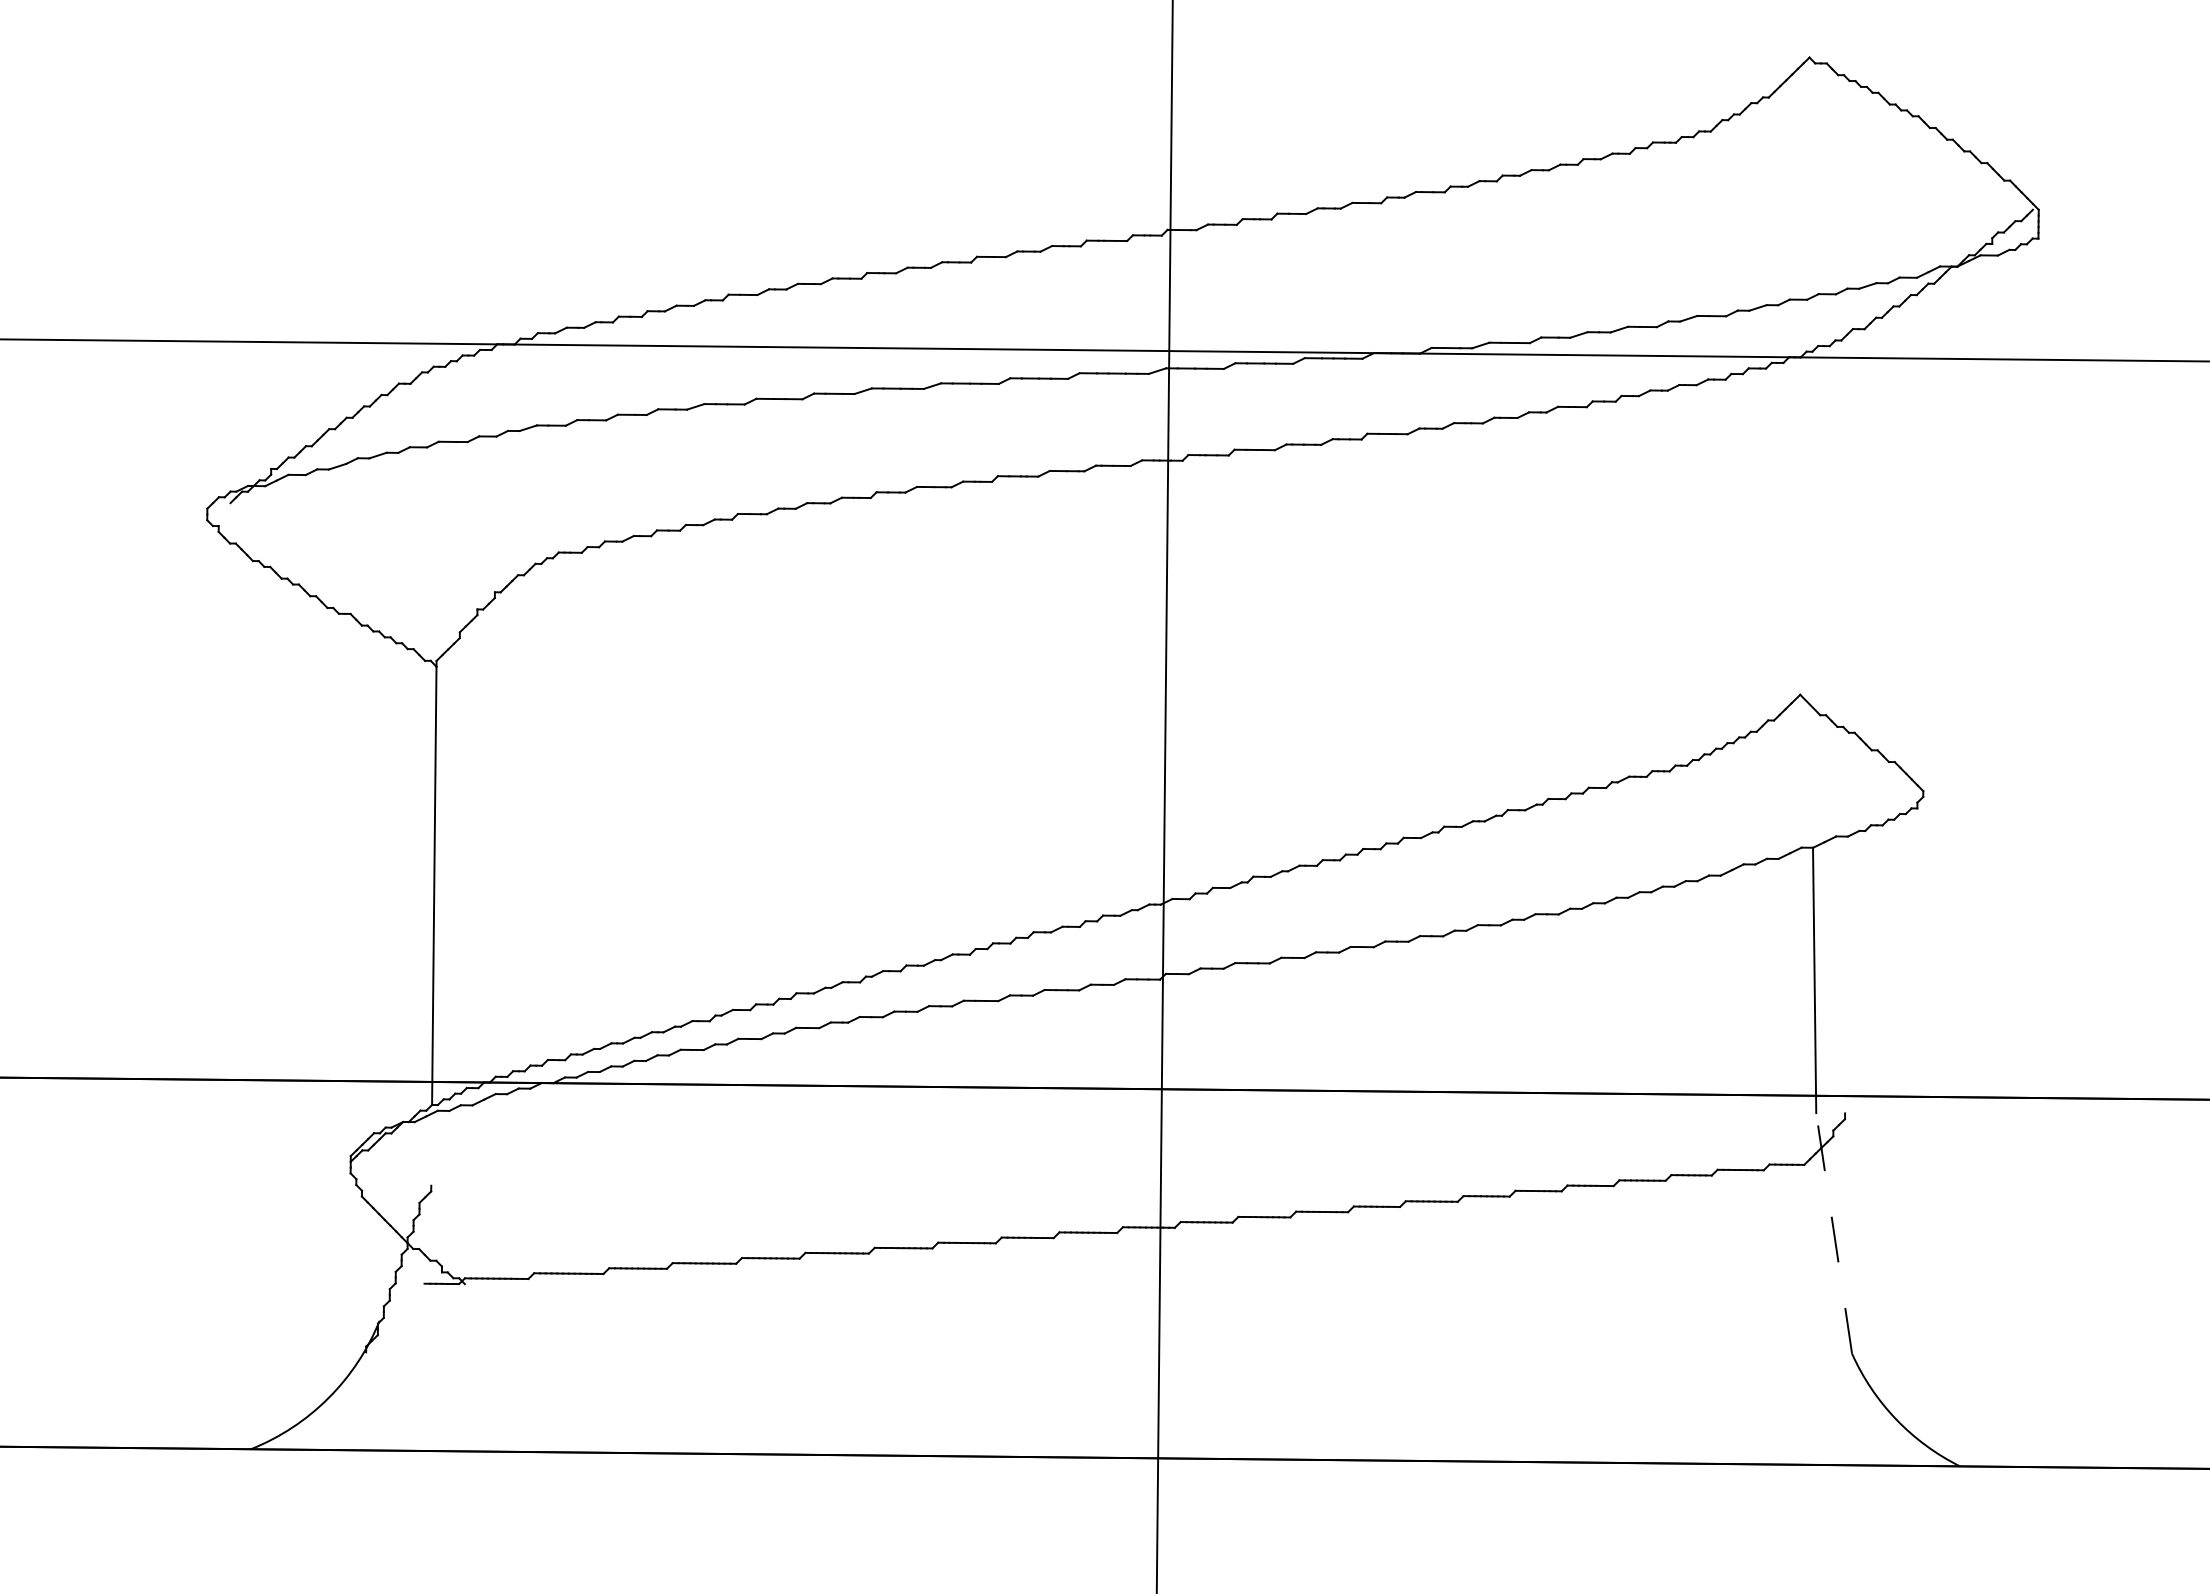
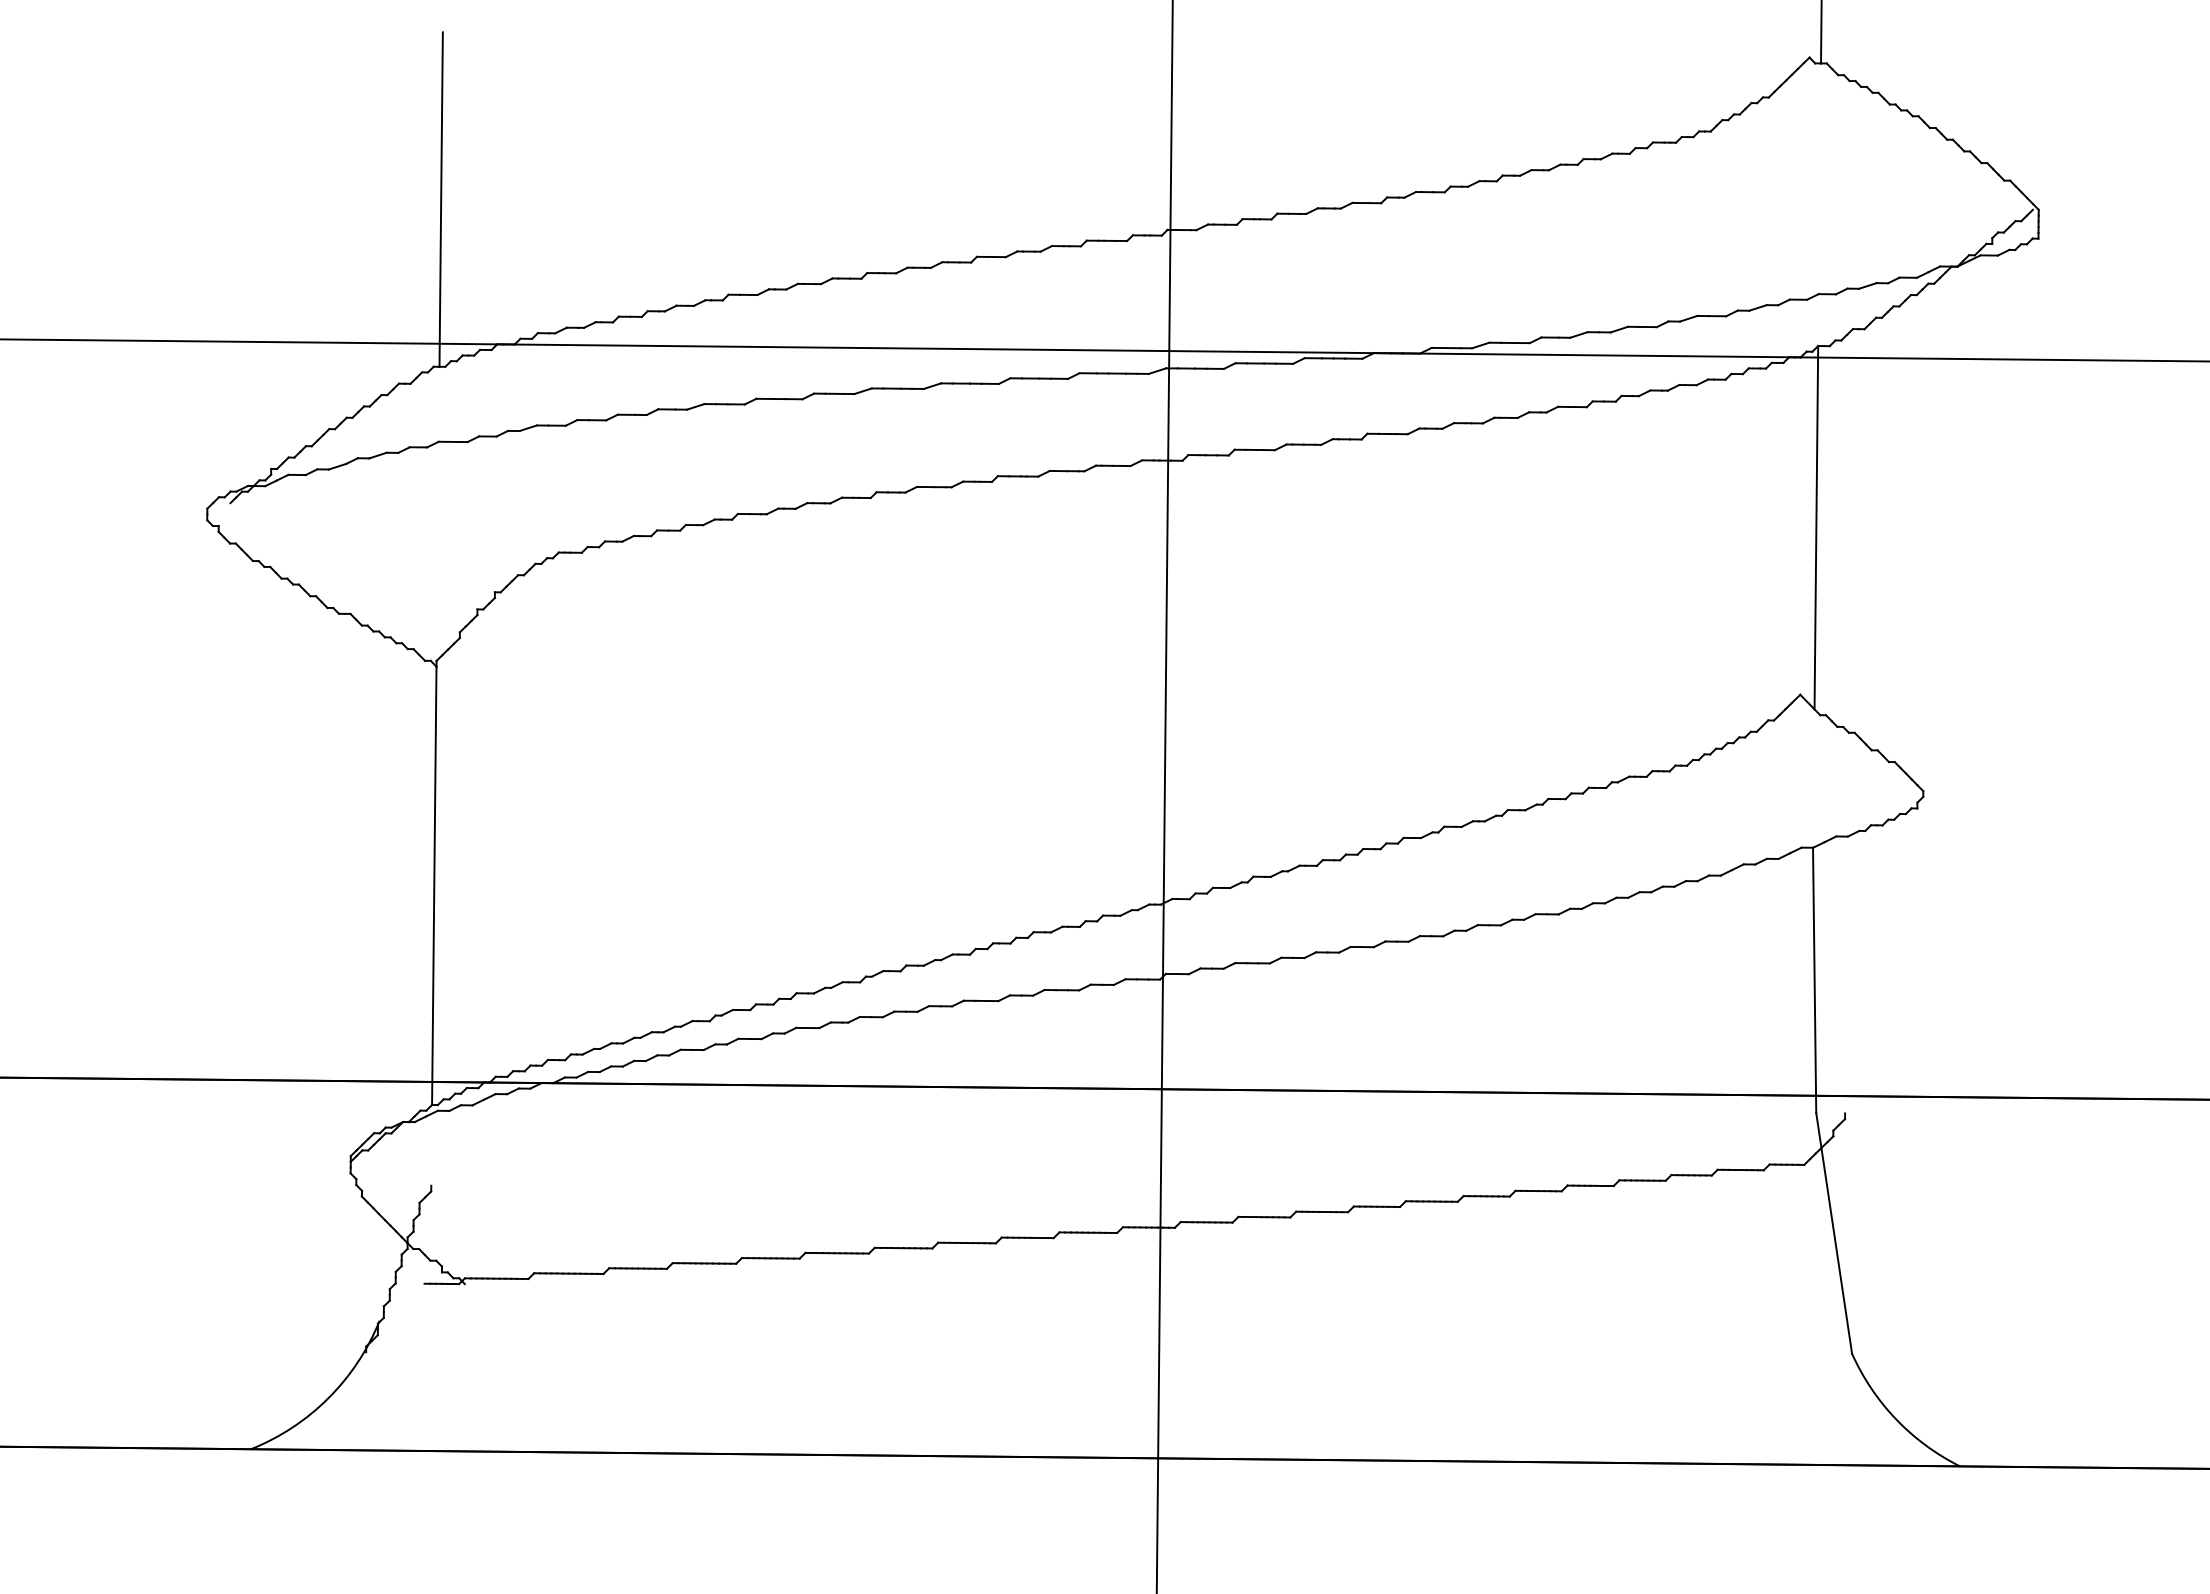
line: none -> present (1821, 32)
line: none -> present (440, 199)
line: none -> present (1816, 527)
line: dashed -> solid (1834, 1233)
